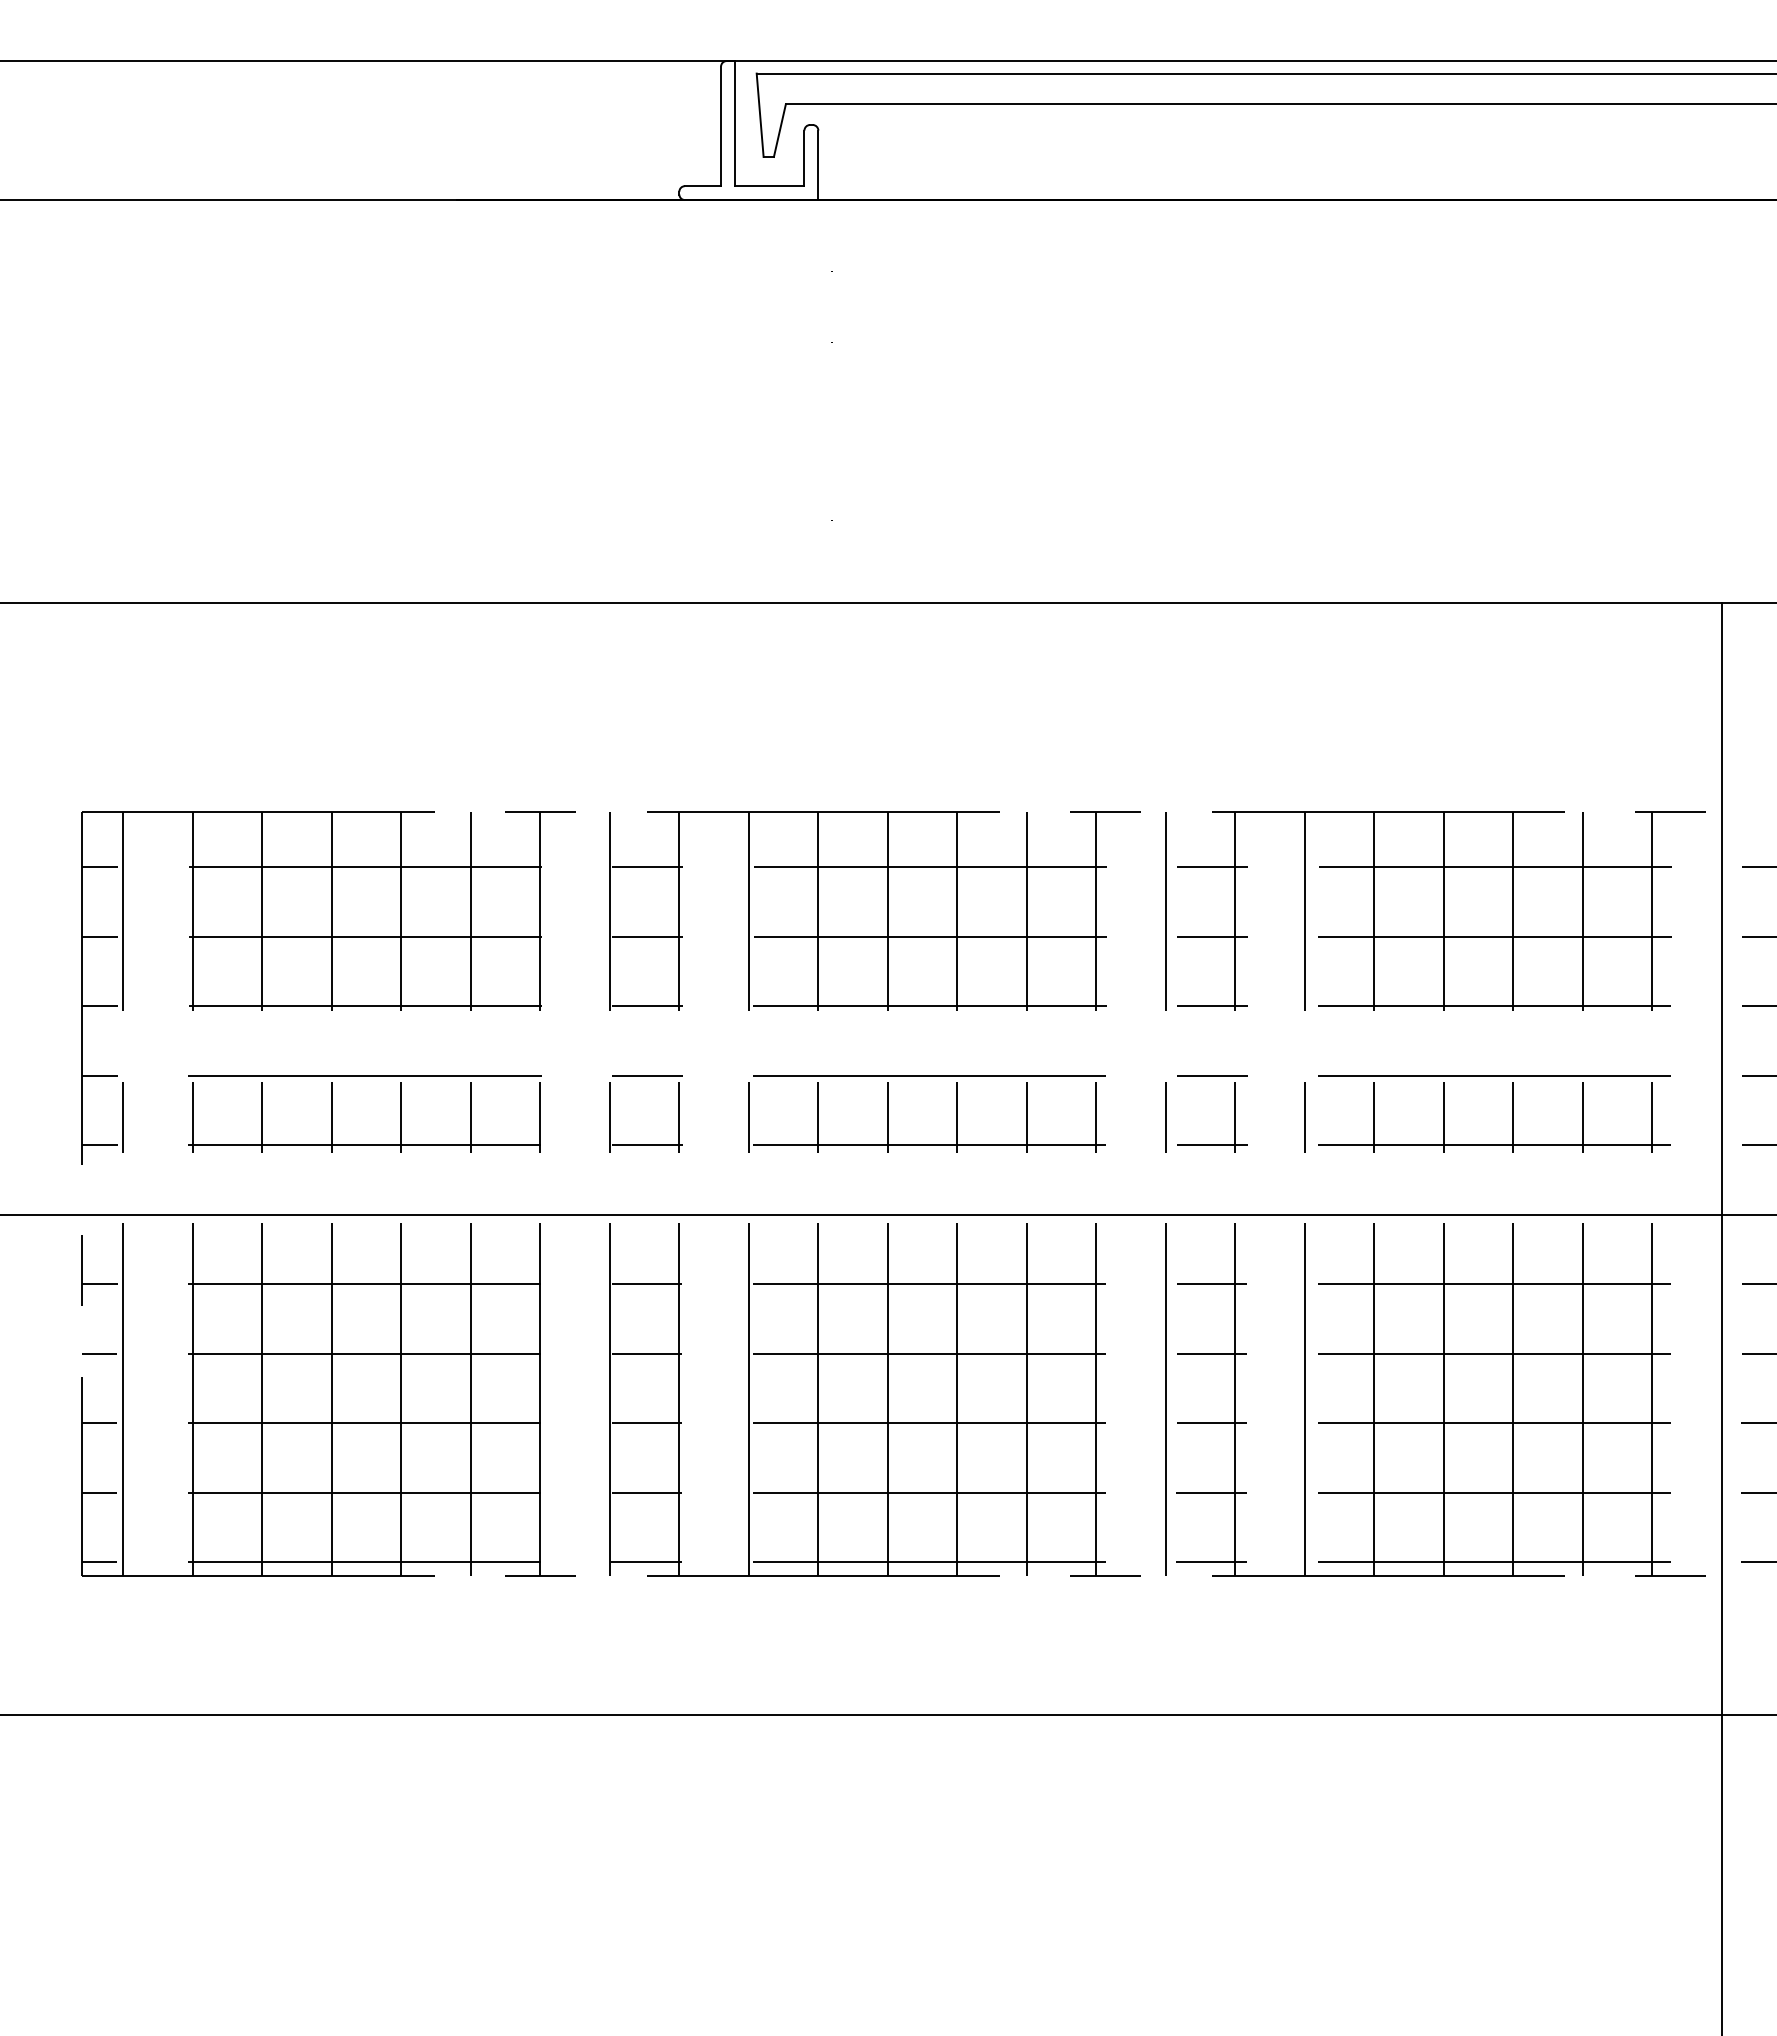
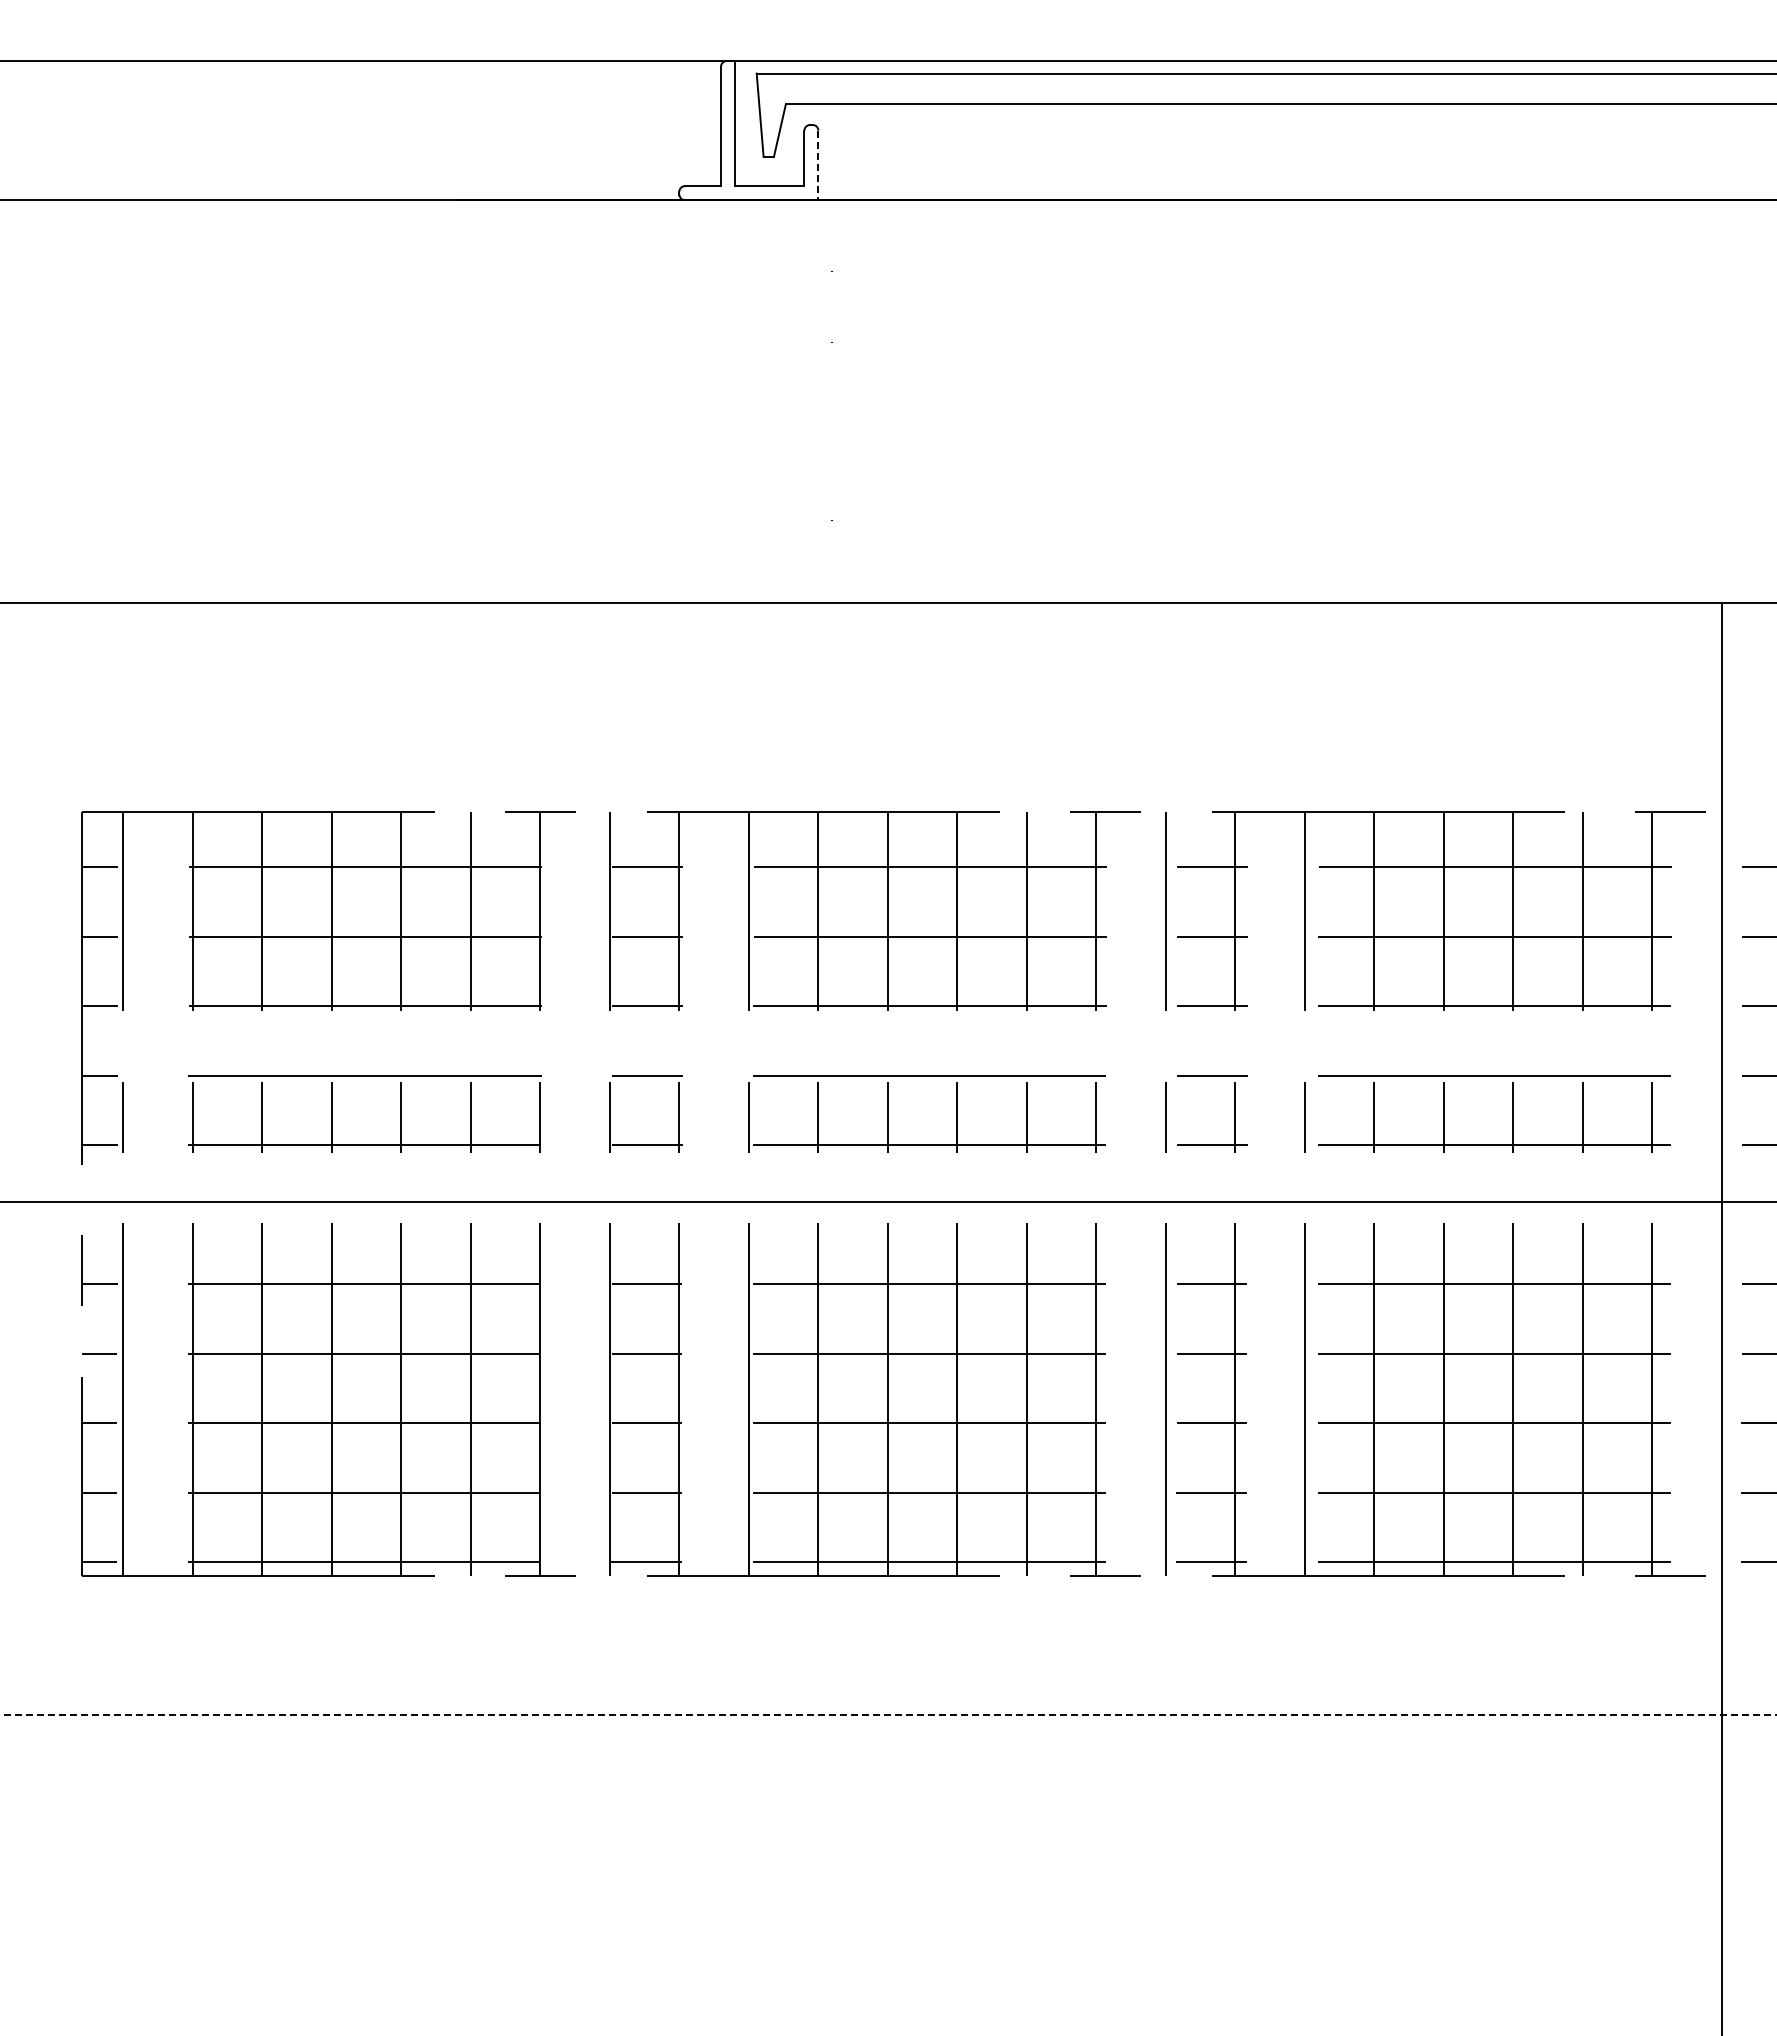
line: solid -> dashed (818, 165)
line position: (887, 1214) -> (887, 1201) (887, 1201)
line: solid -> dashed (888, 1715)
